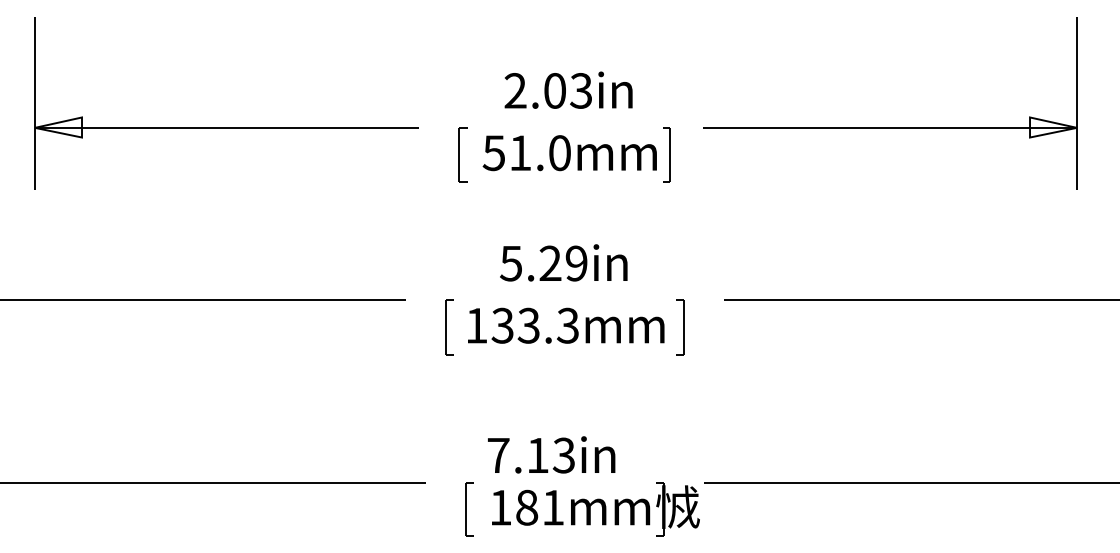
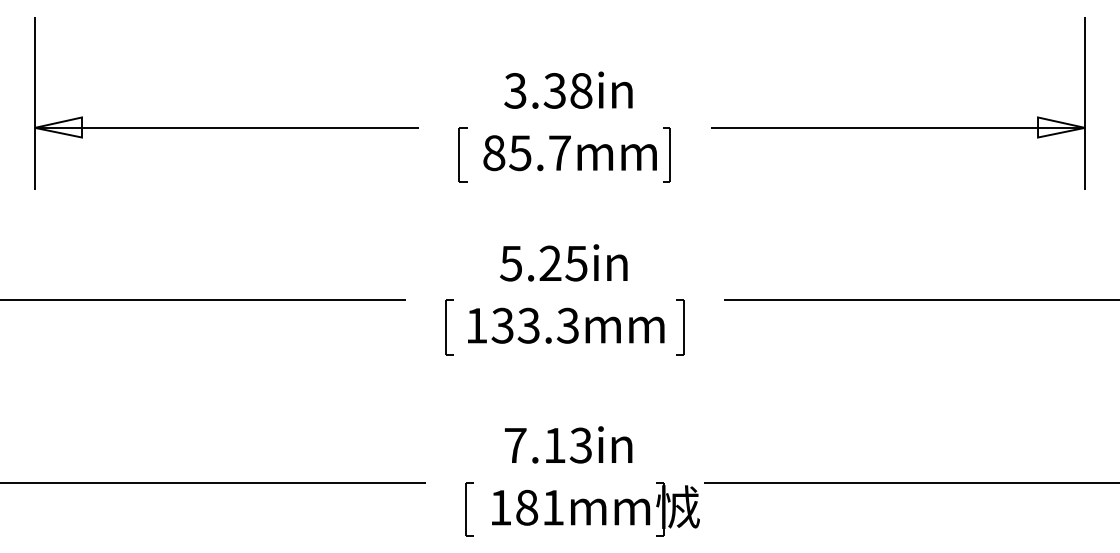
text: 2.03in -> 3.38in (548, 90)
part position: (890, 127) -> (898, 127) (898, 127)
text: 51.0mm -> 85.7mm (526, 153)
text: 5.29in -> 5.25in (576, 263)
text position: (551, 454) -> (568, 444) (568, 444)
